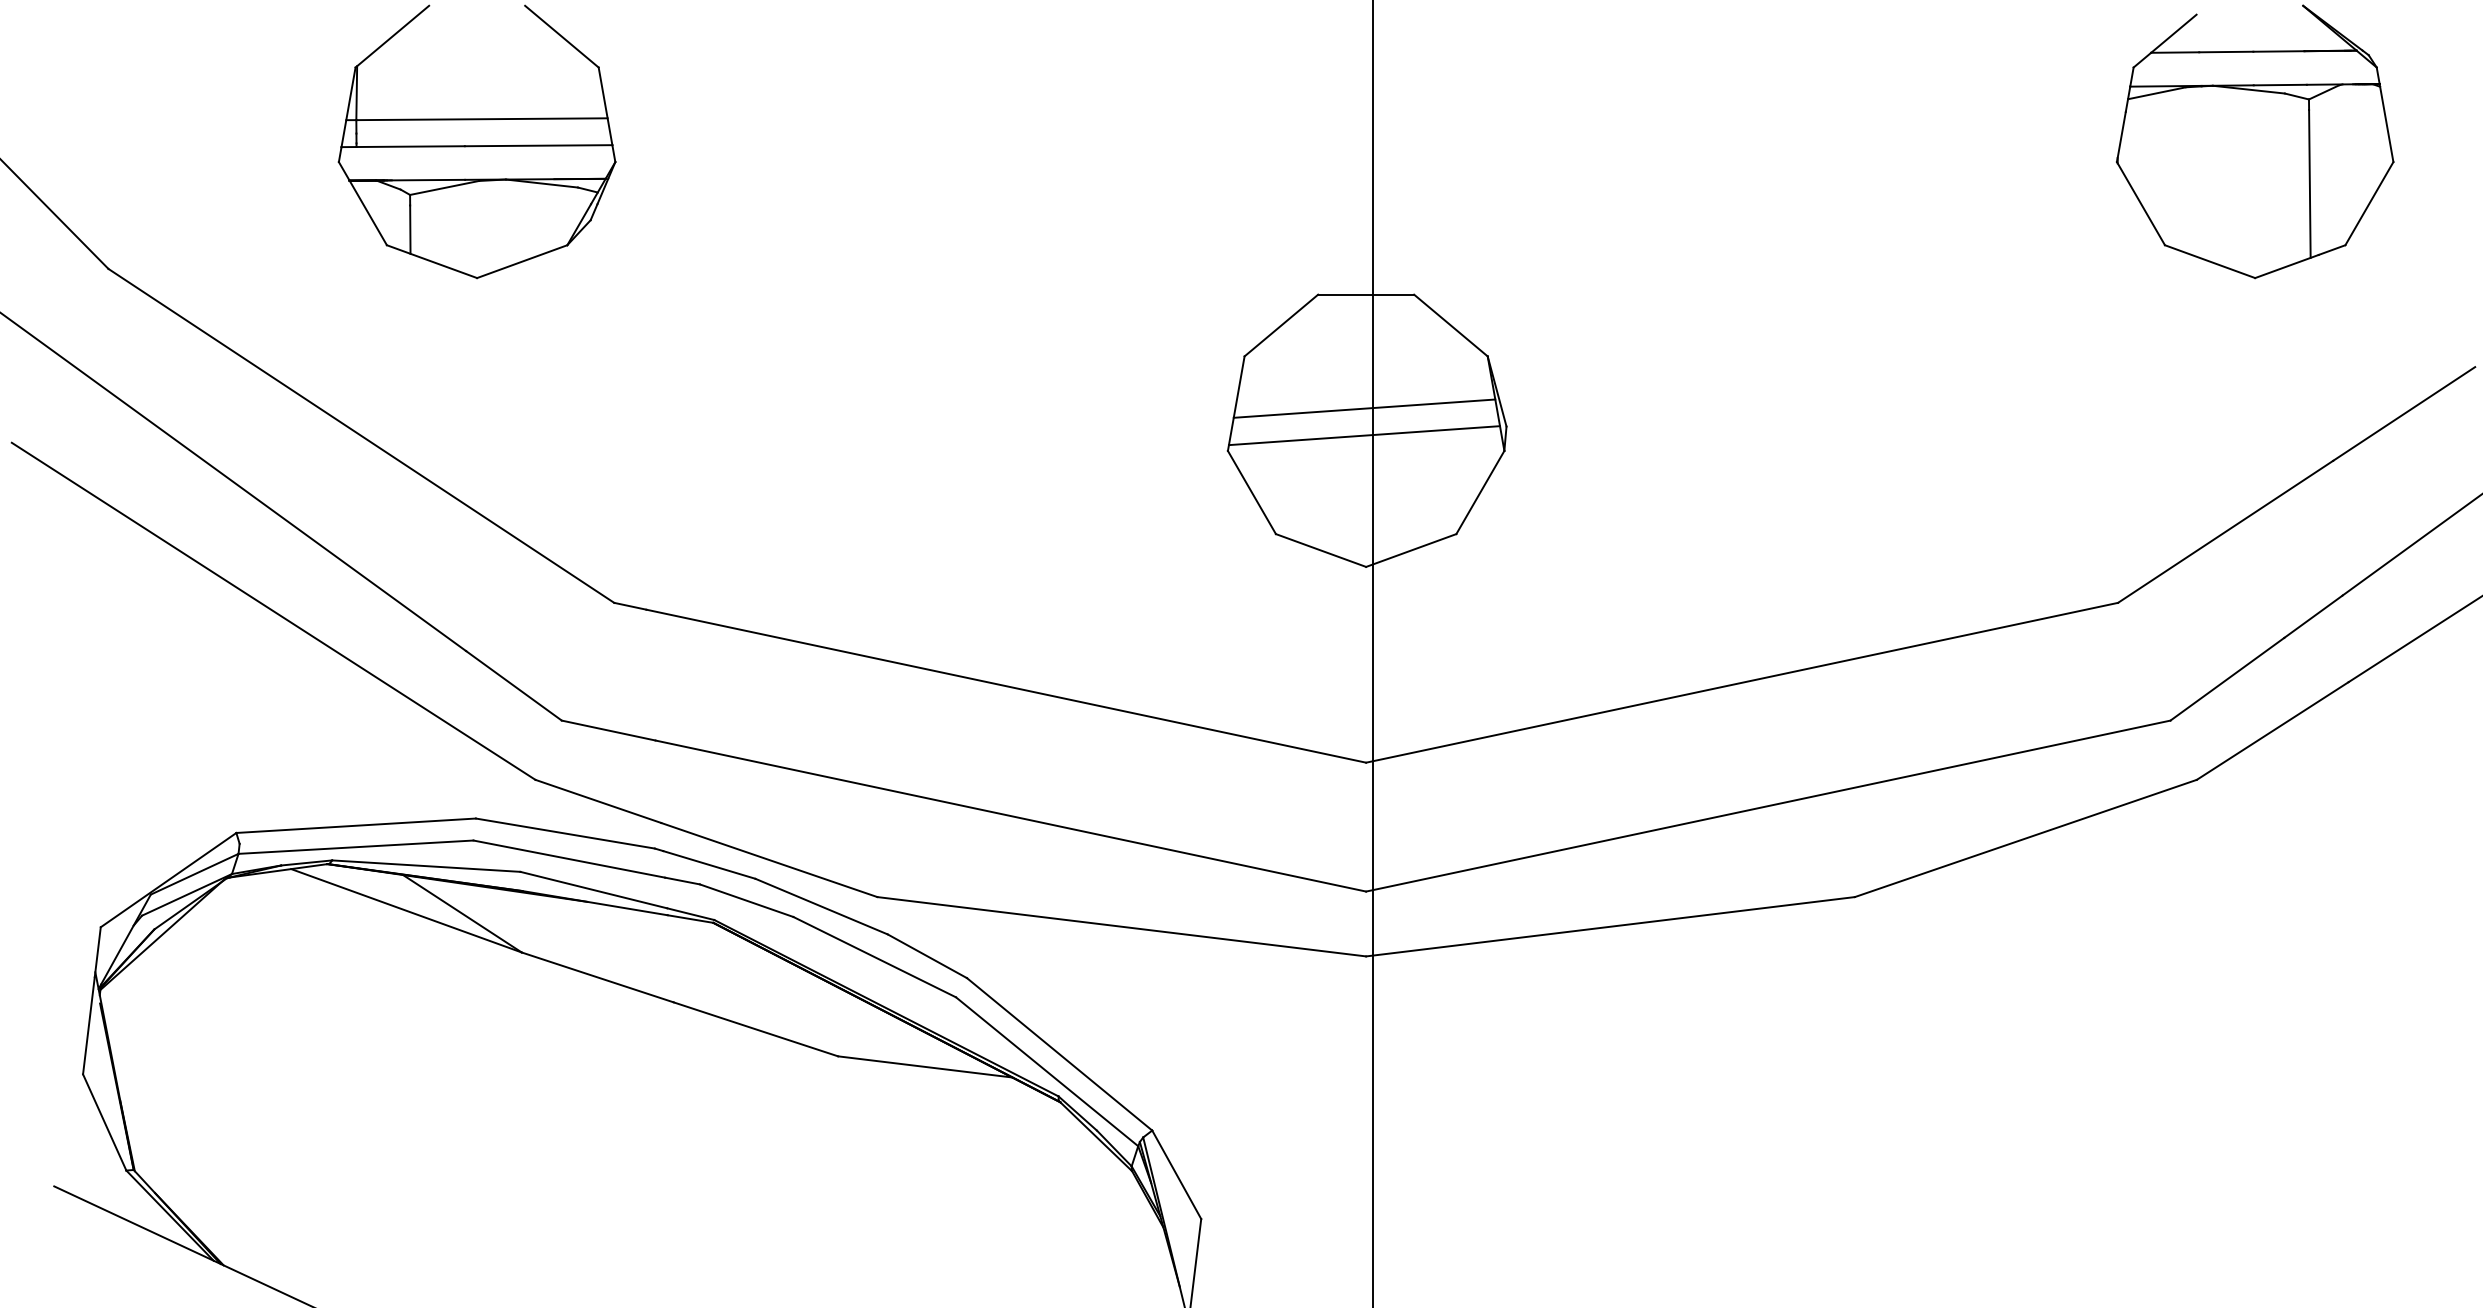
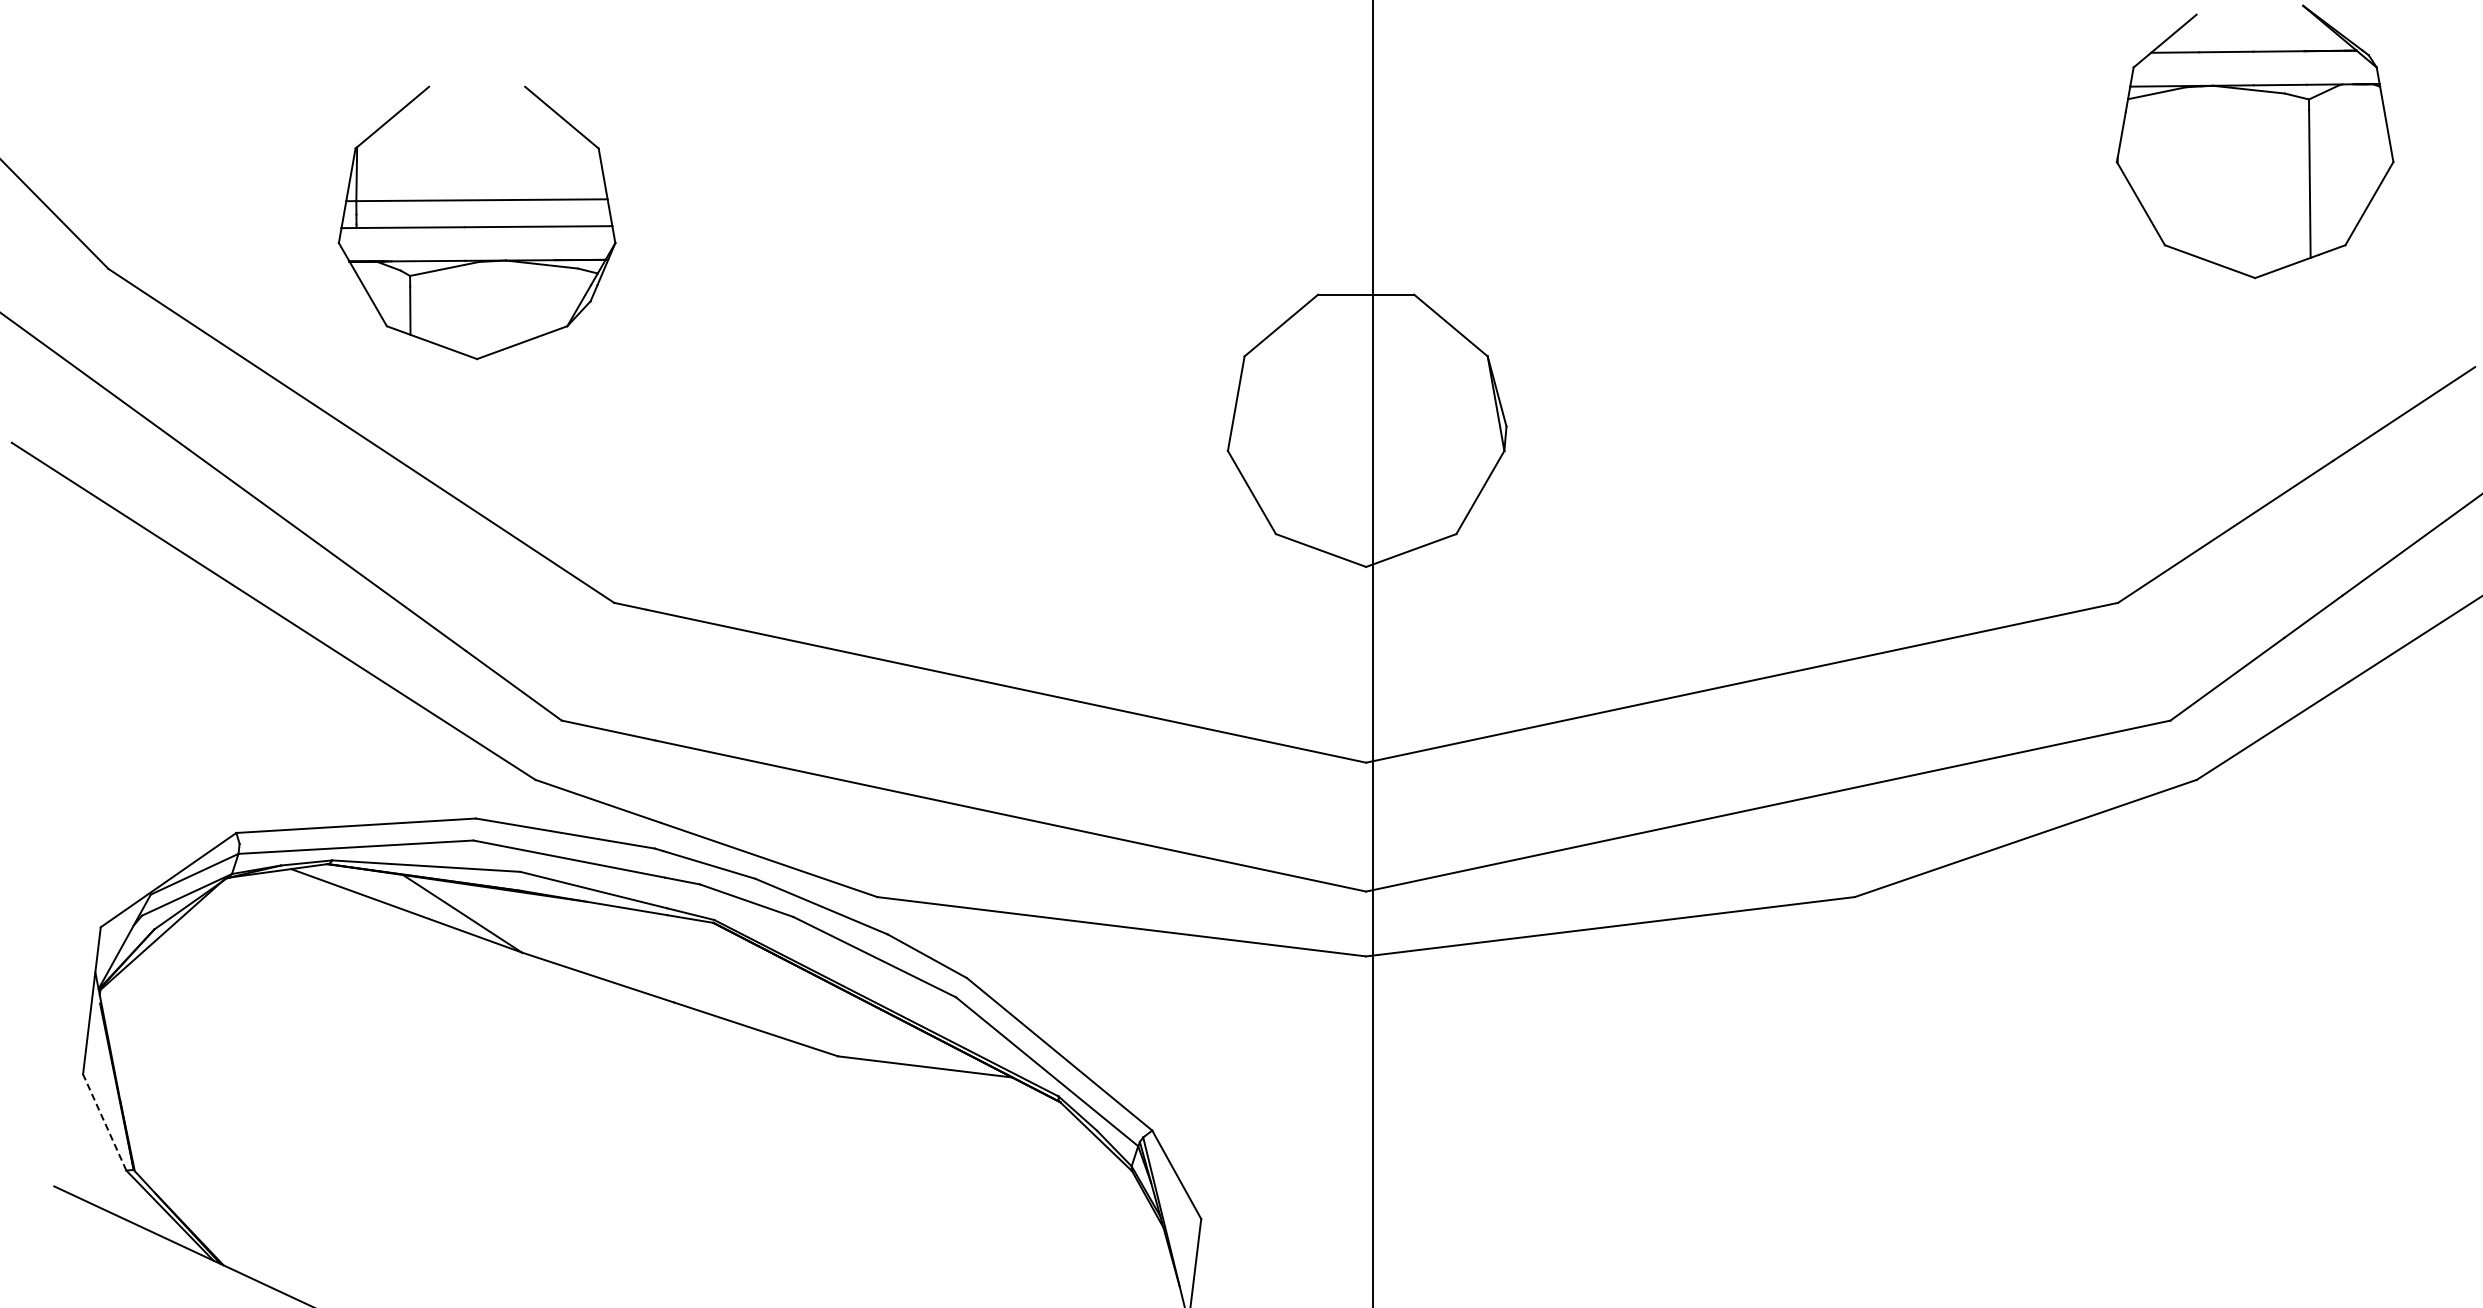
part position: (476, 141) -> (476, 222) (476, 222)
line: present -> none (1364, 408)
line: present -> none (1364, 435)
line: solid -> dashed (104, 1122)
